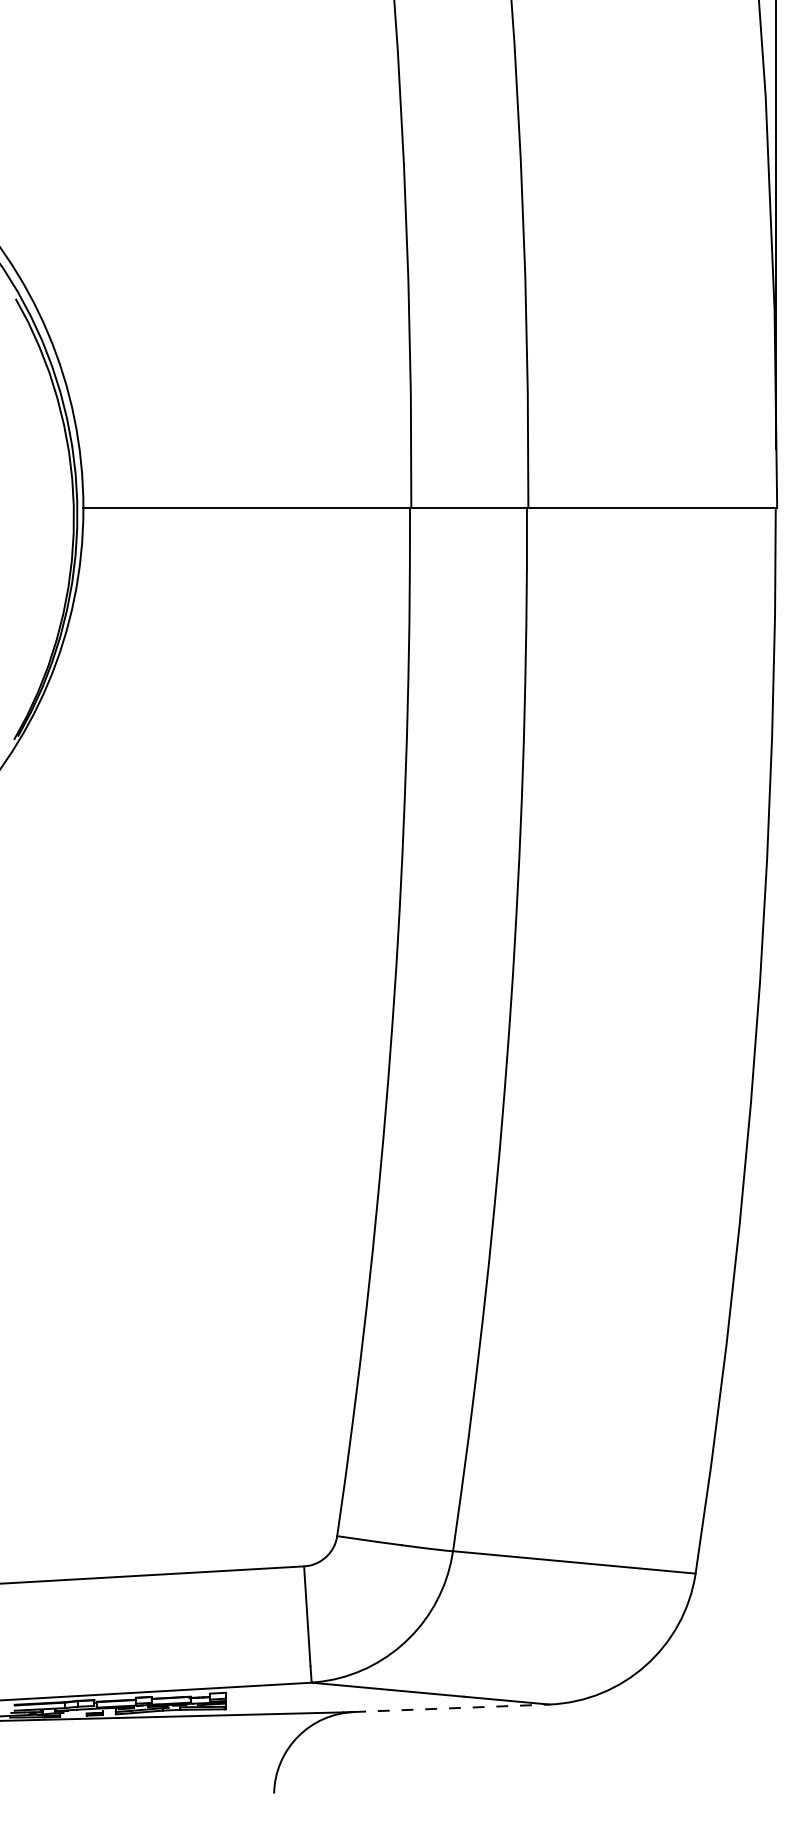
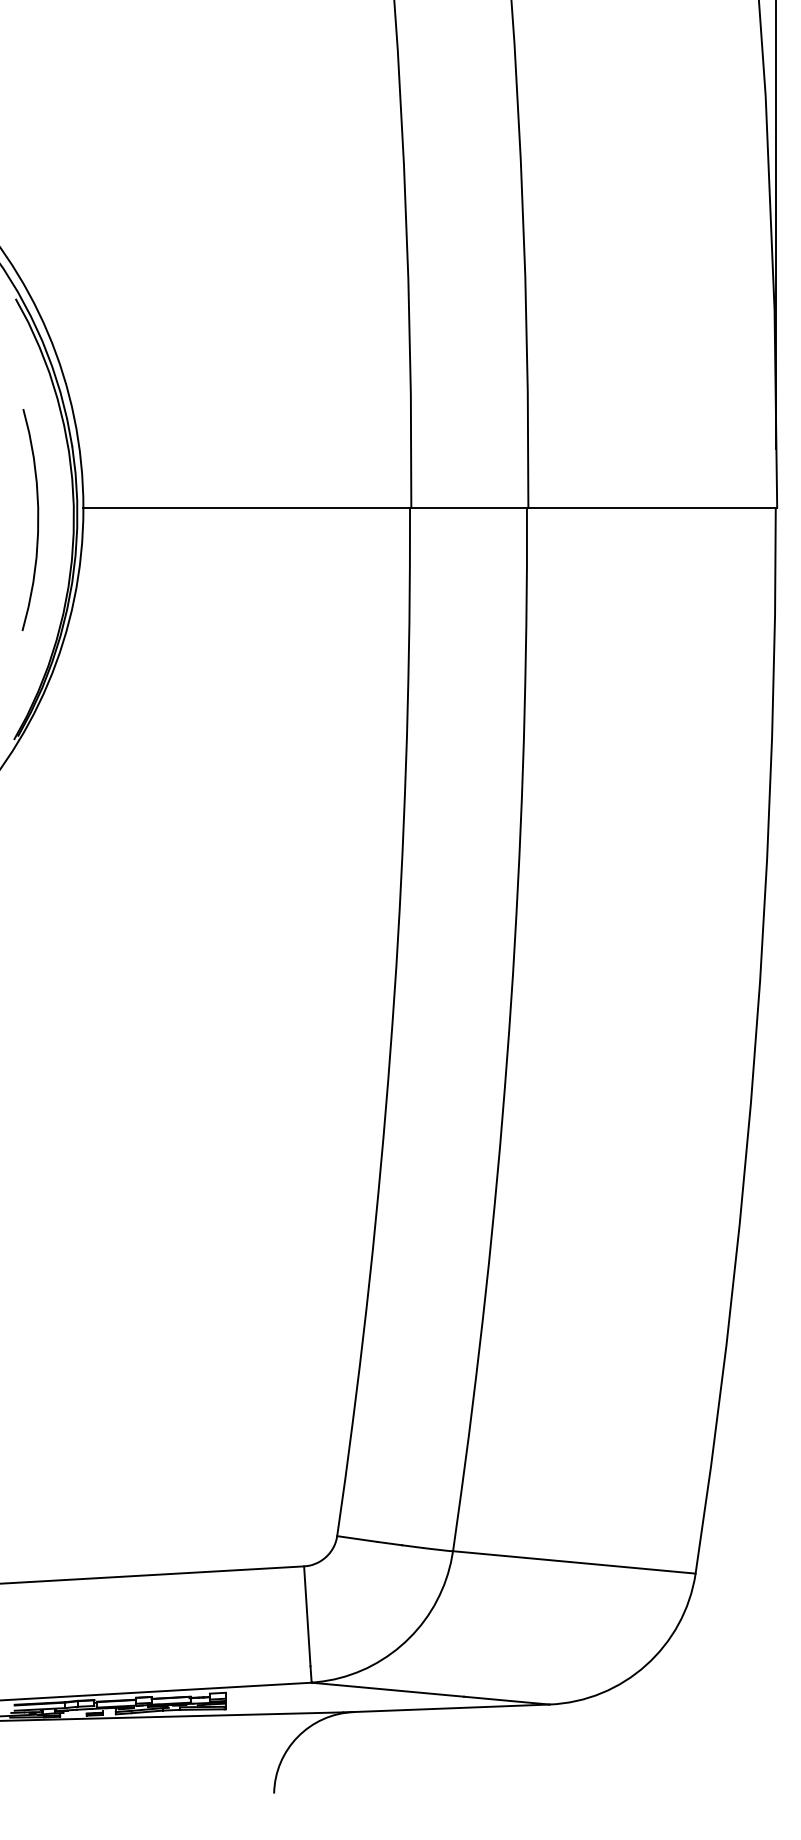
curve: none -> present (37, 519)
line: dashed -> solid (451, 1708)
